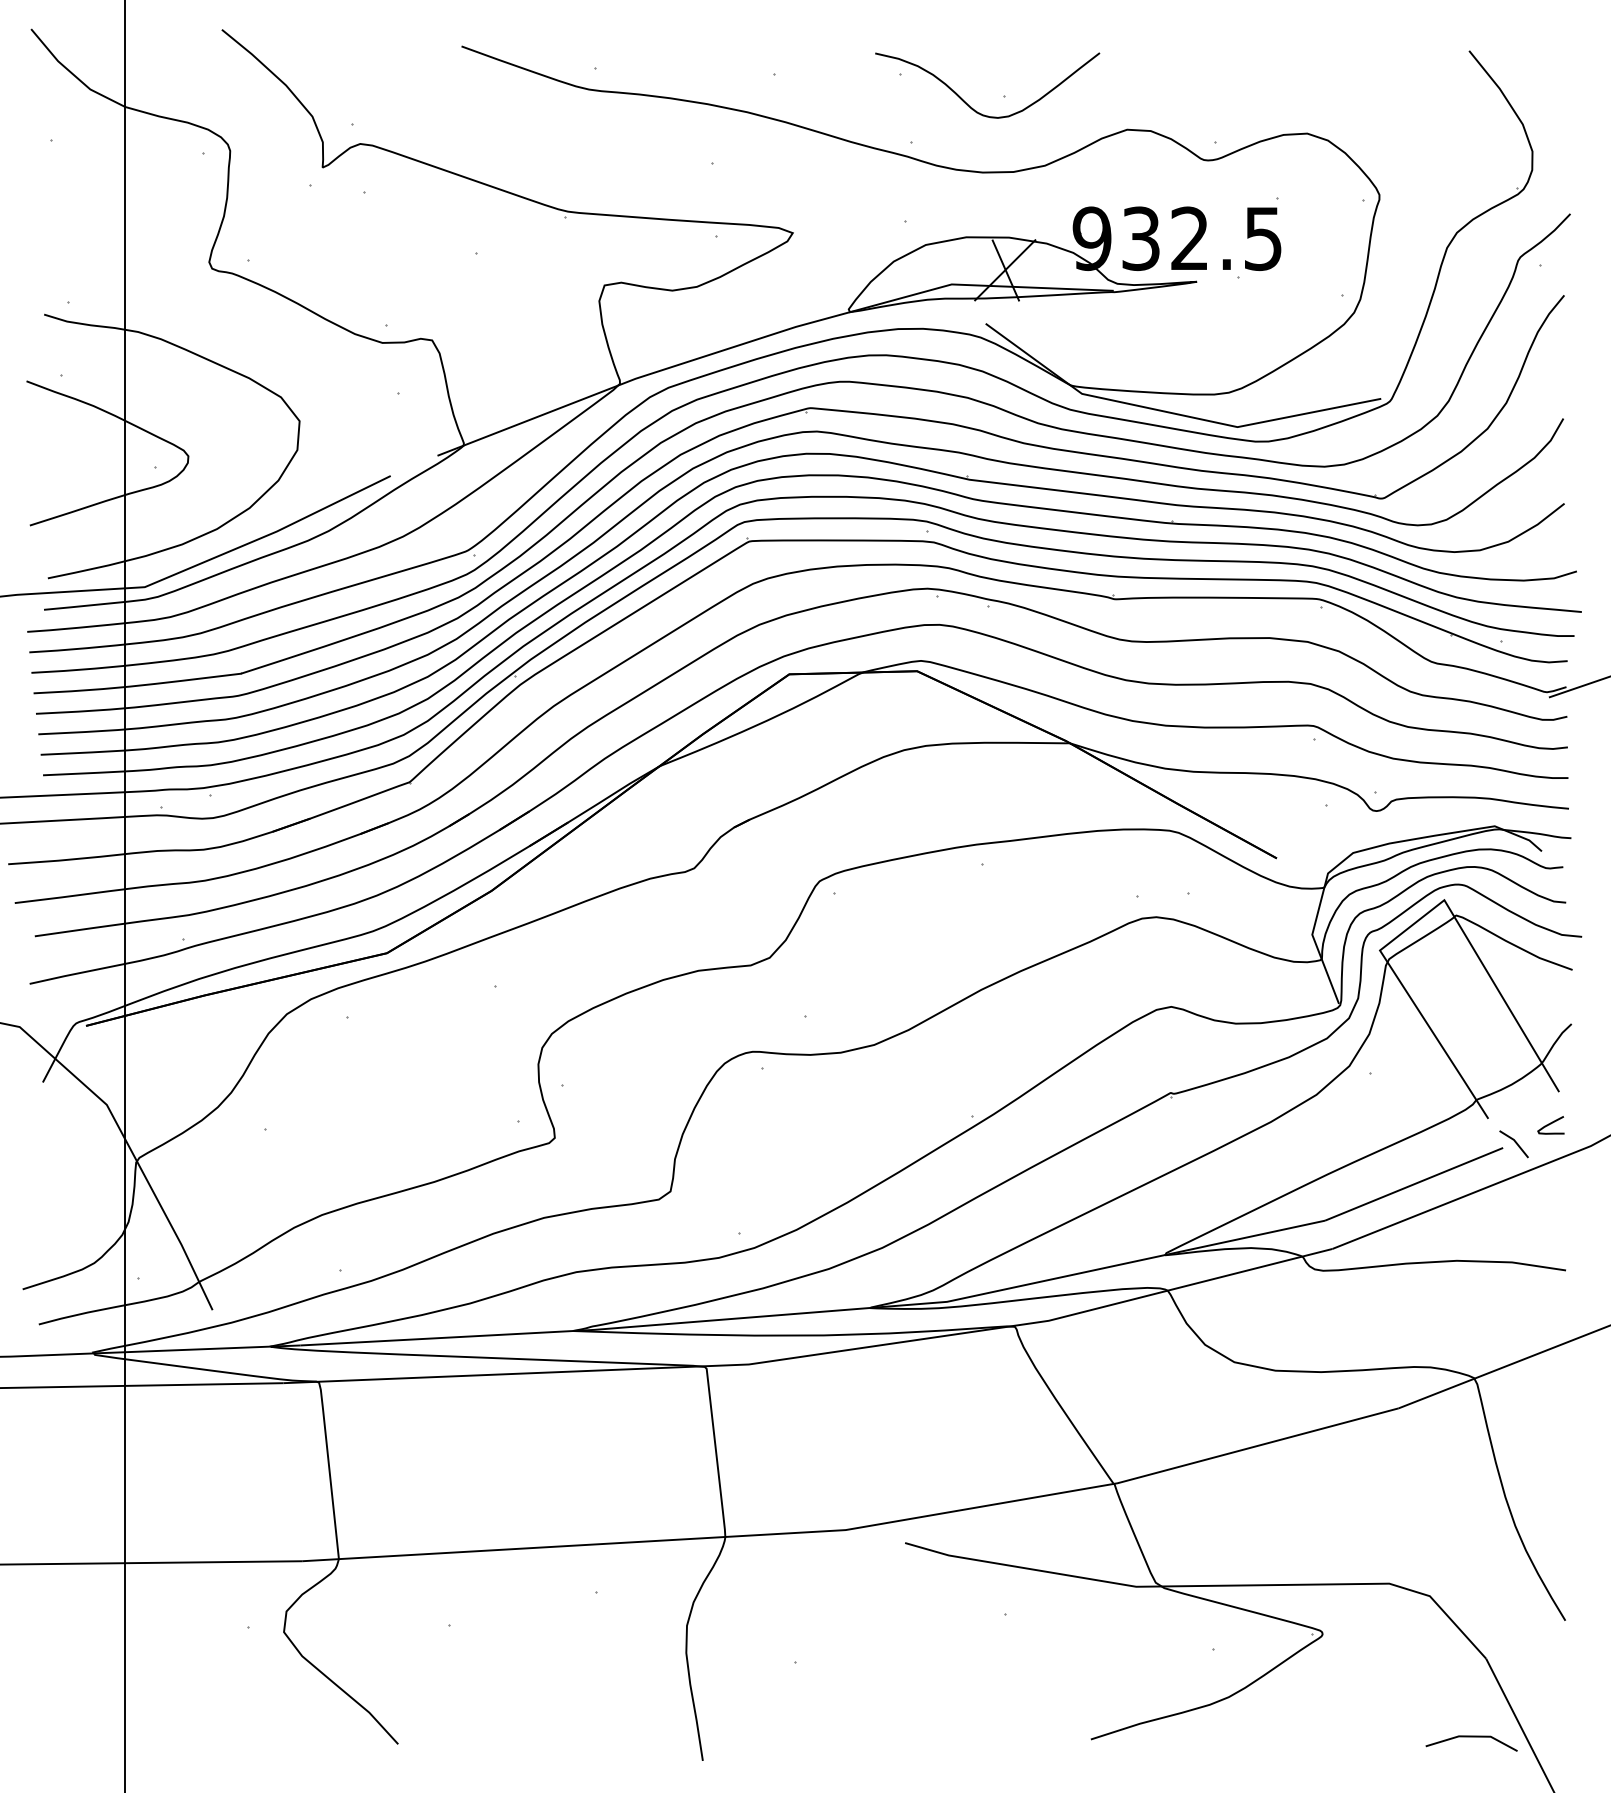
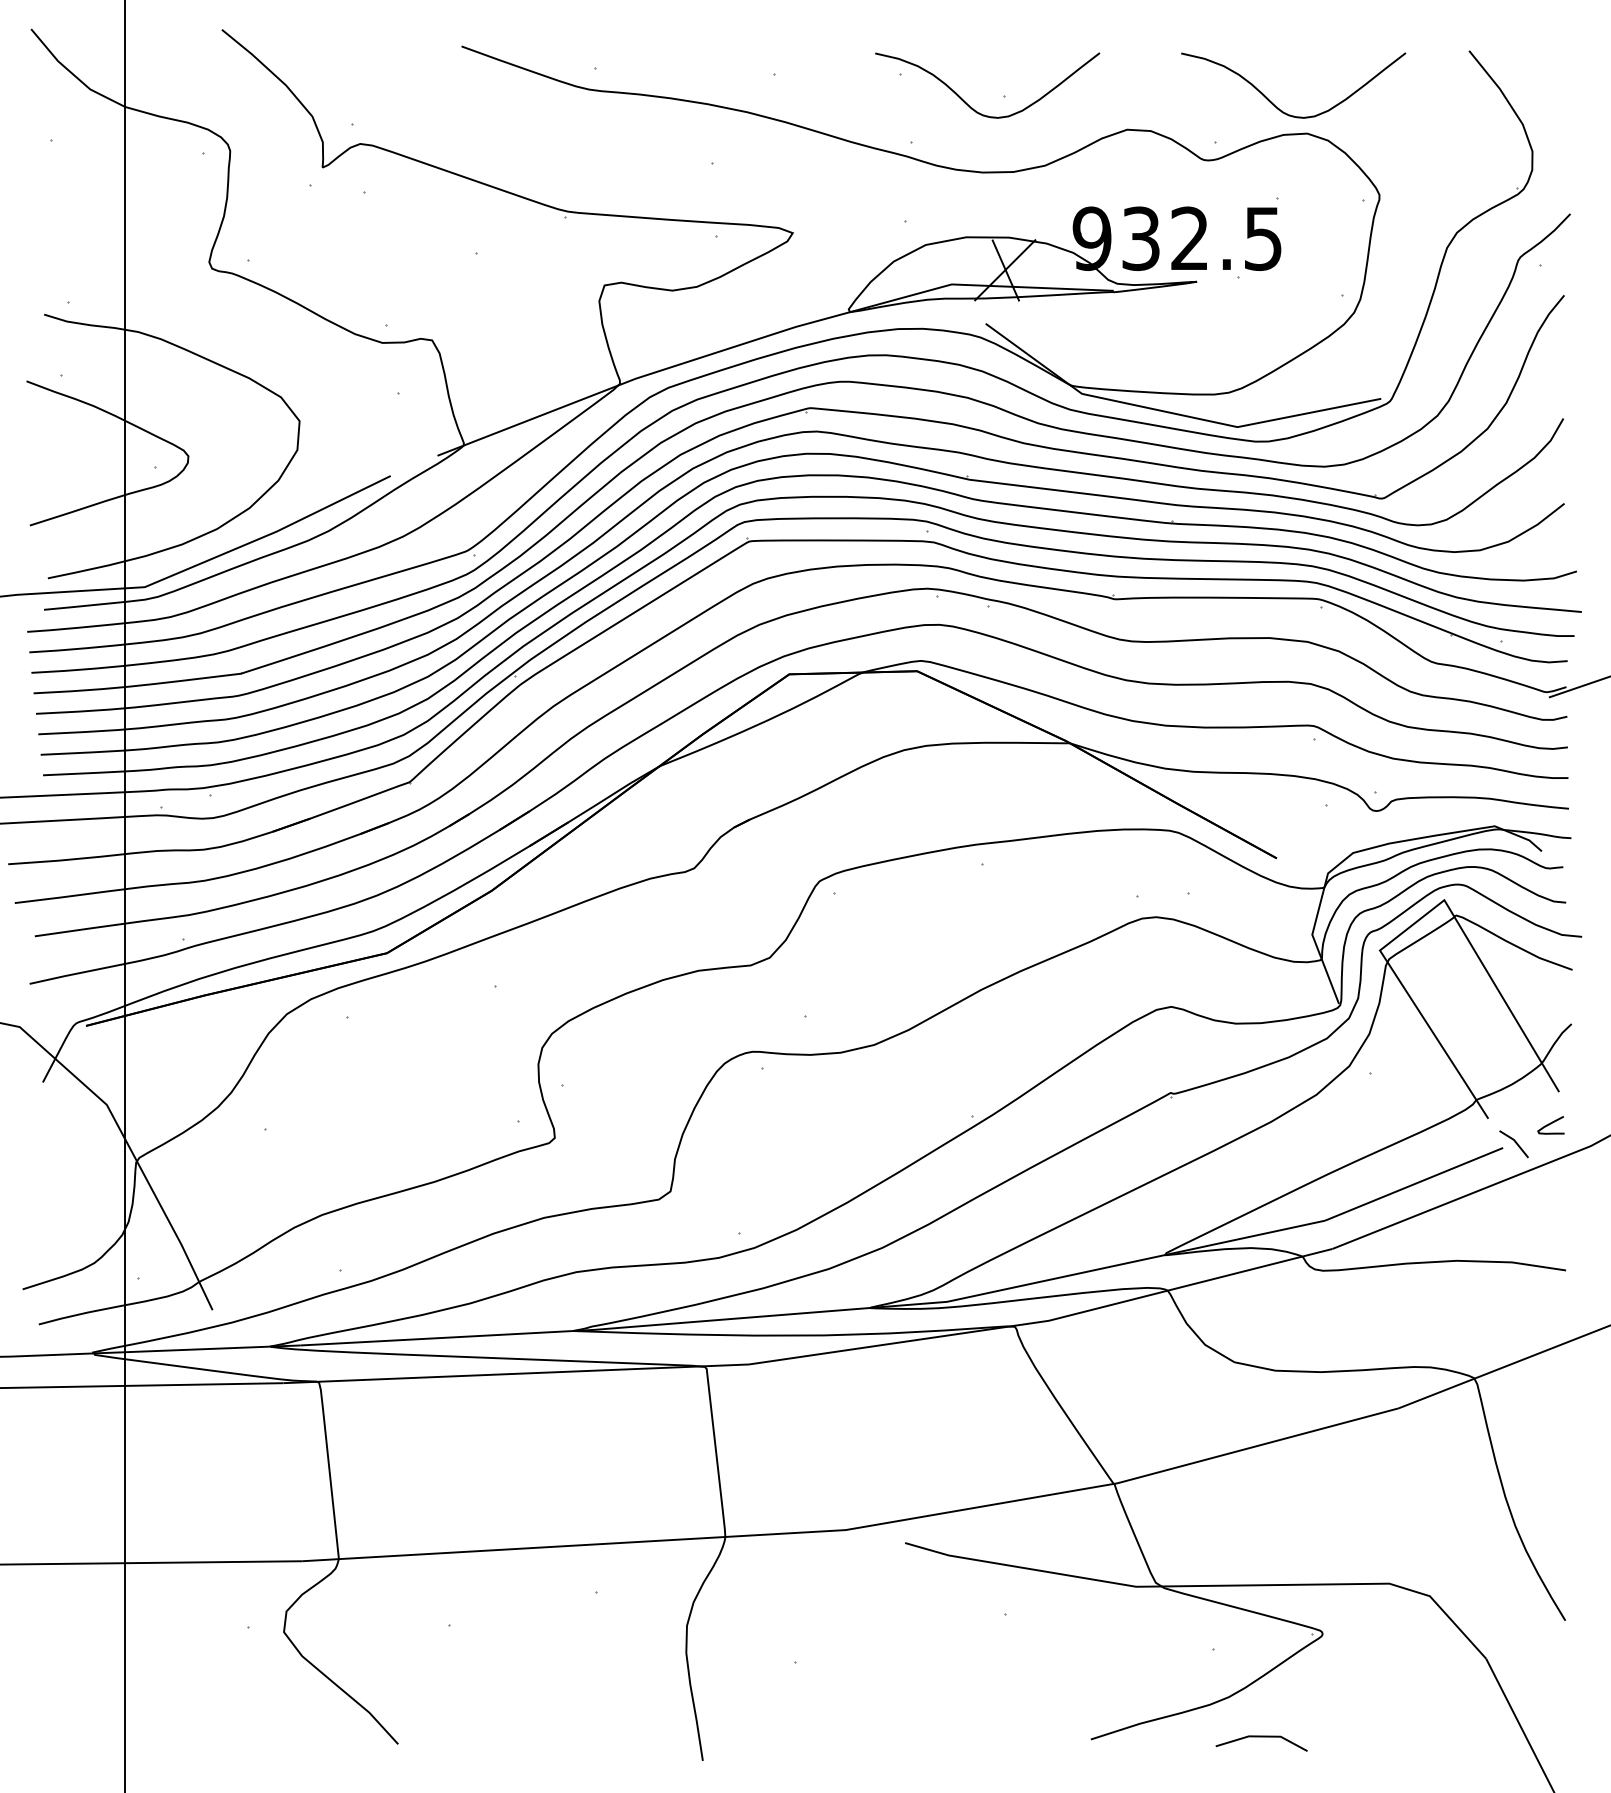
curve: none -> present (1278, 107)
line position: (1471, 1737) -> (1261, 1737) (1261, 1737)
